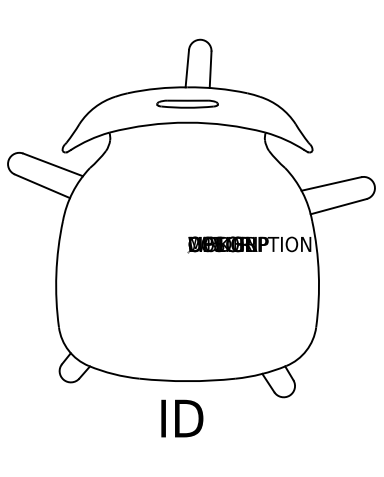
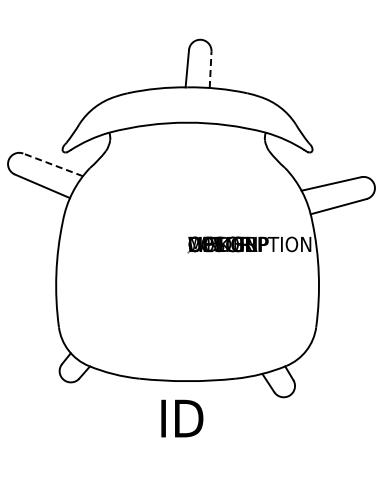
line: solid -> dashed (210, 69)
part: present -> none (187, 103)
line: solid -> dashed (53, 164)
